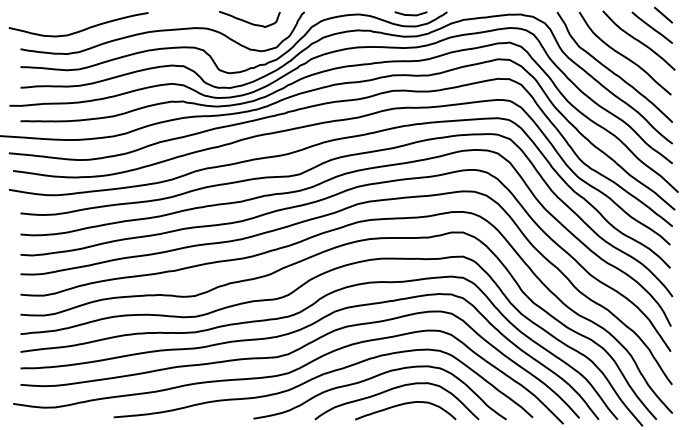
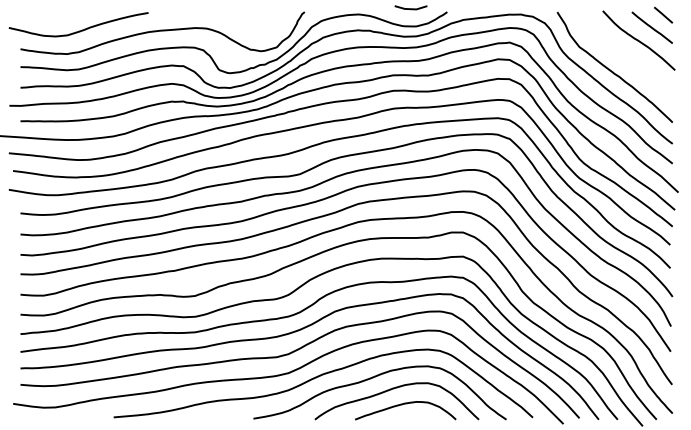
line position: (410, 14) -> (410, 8) (410, 8)
curve: present -> none (248, 21)
curve: present -> none (623, 54)
